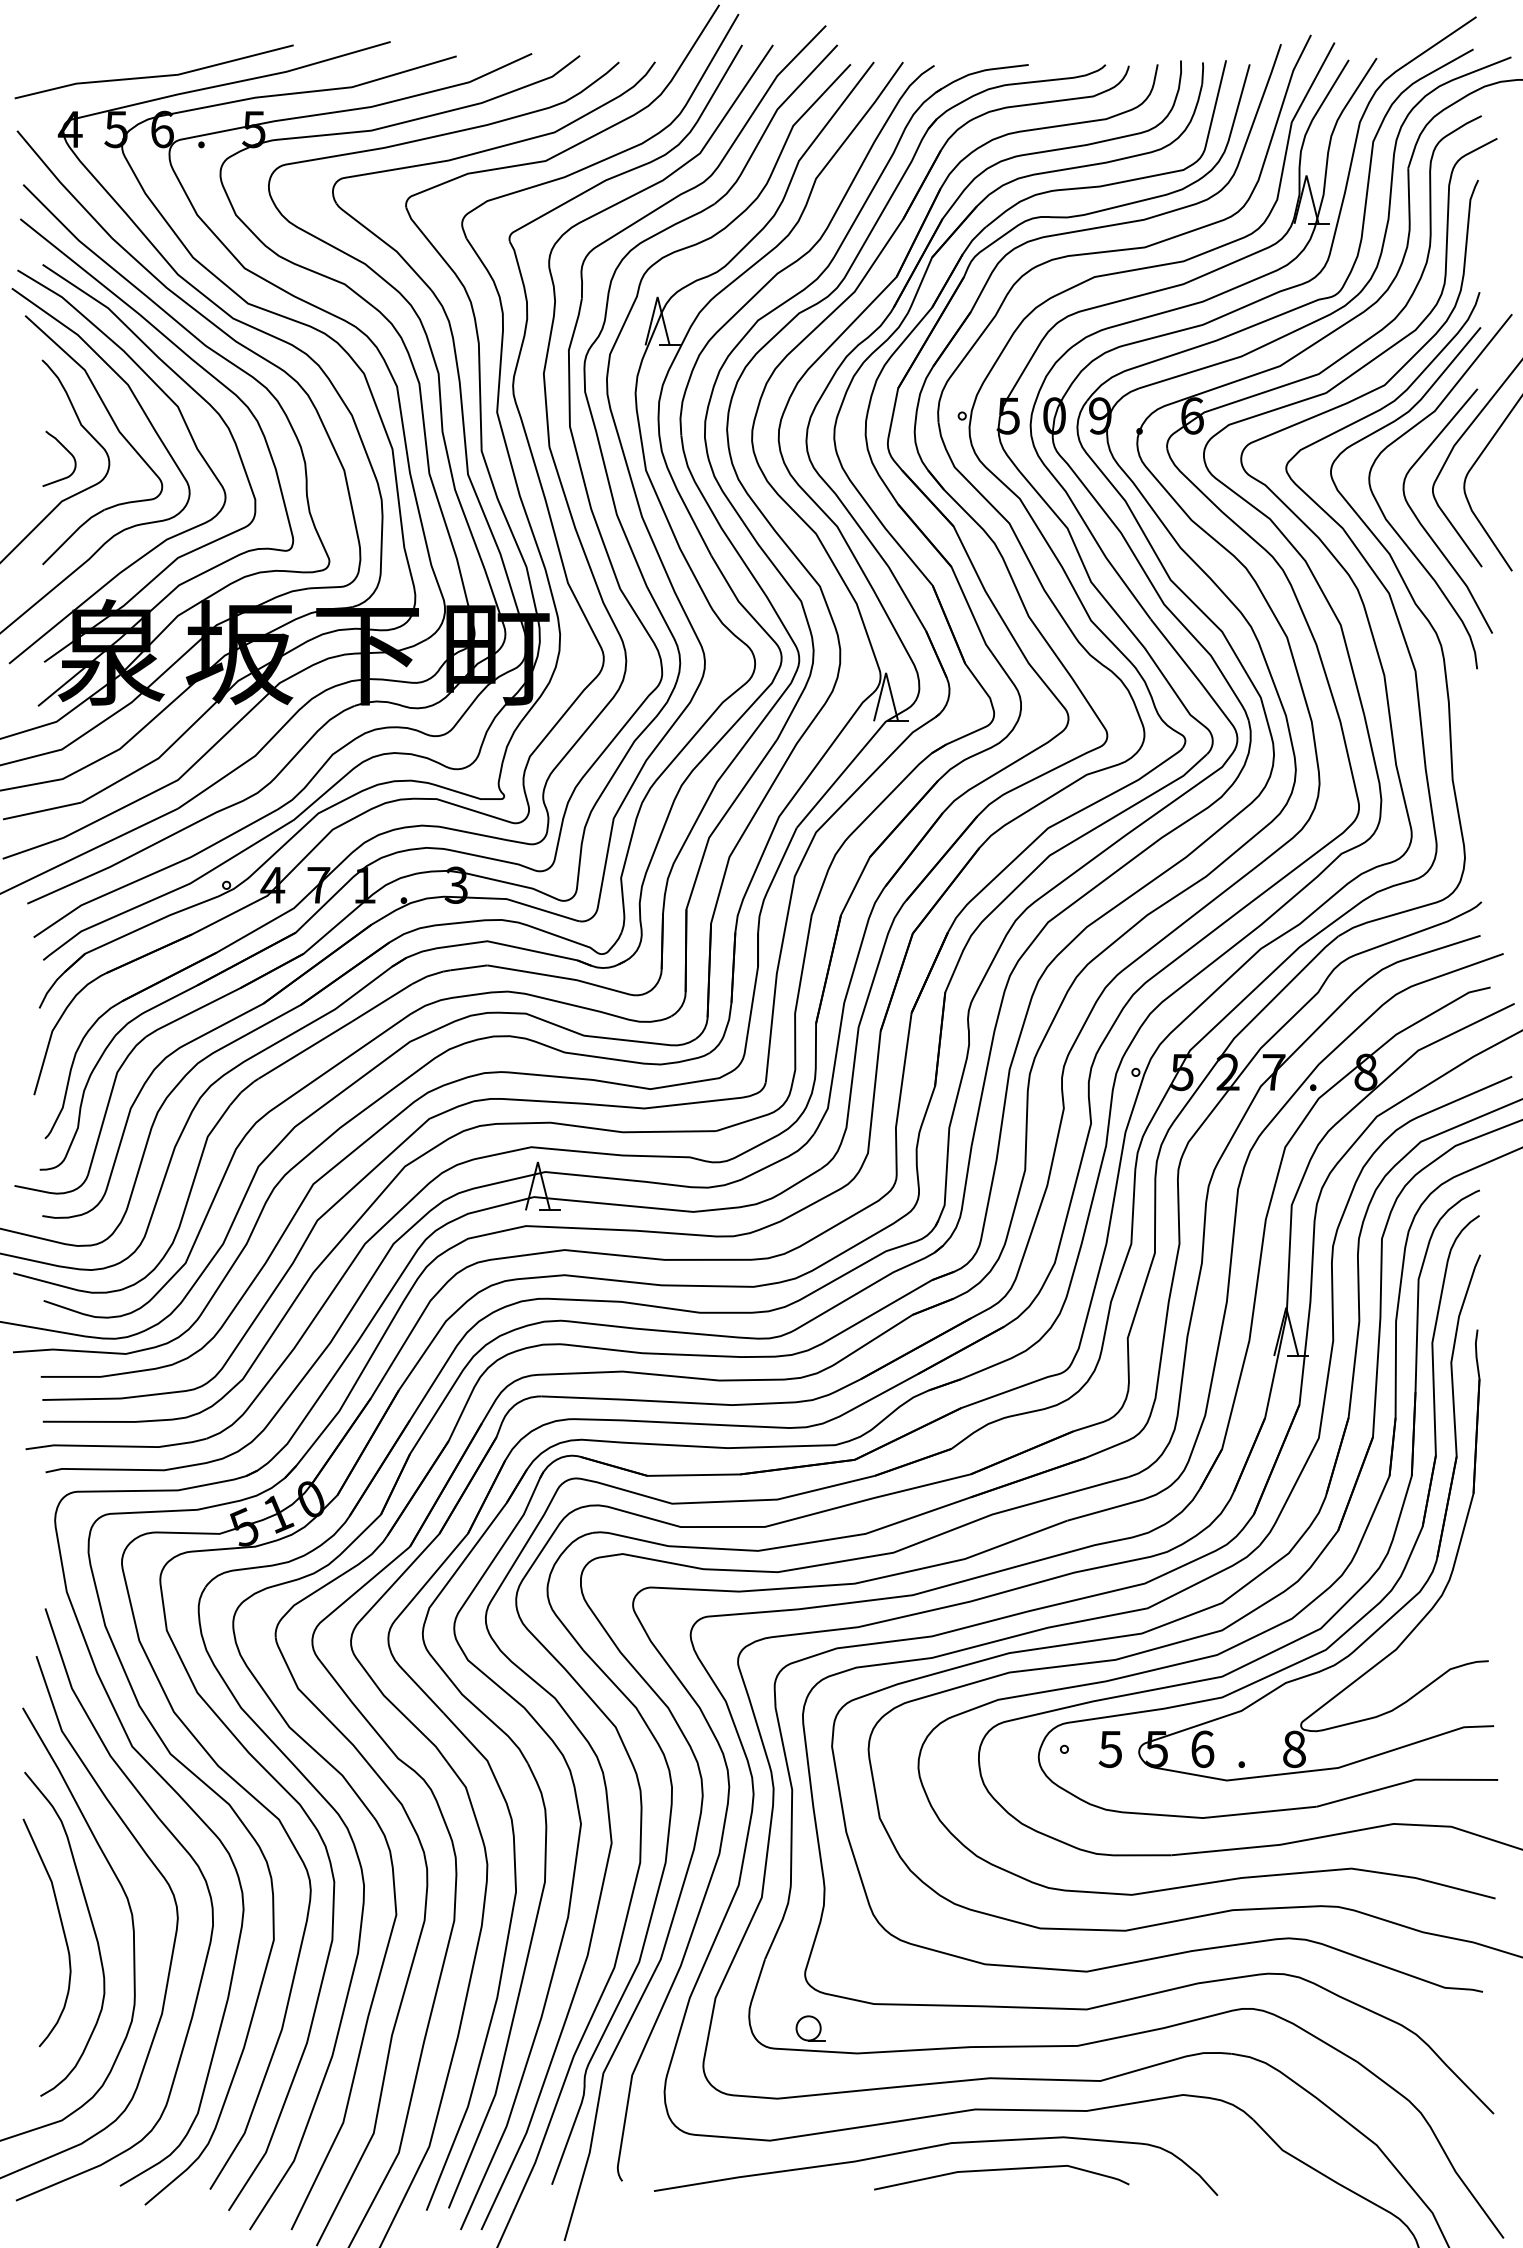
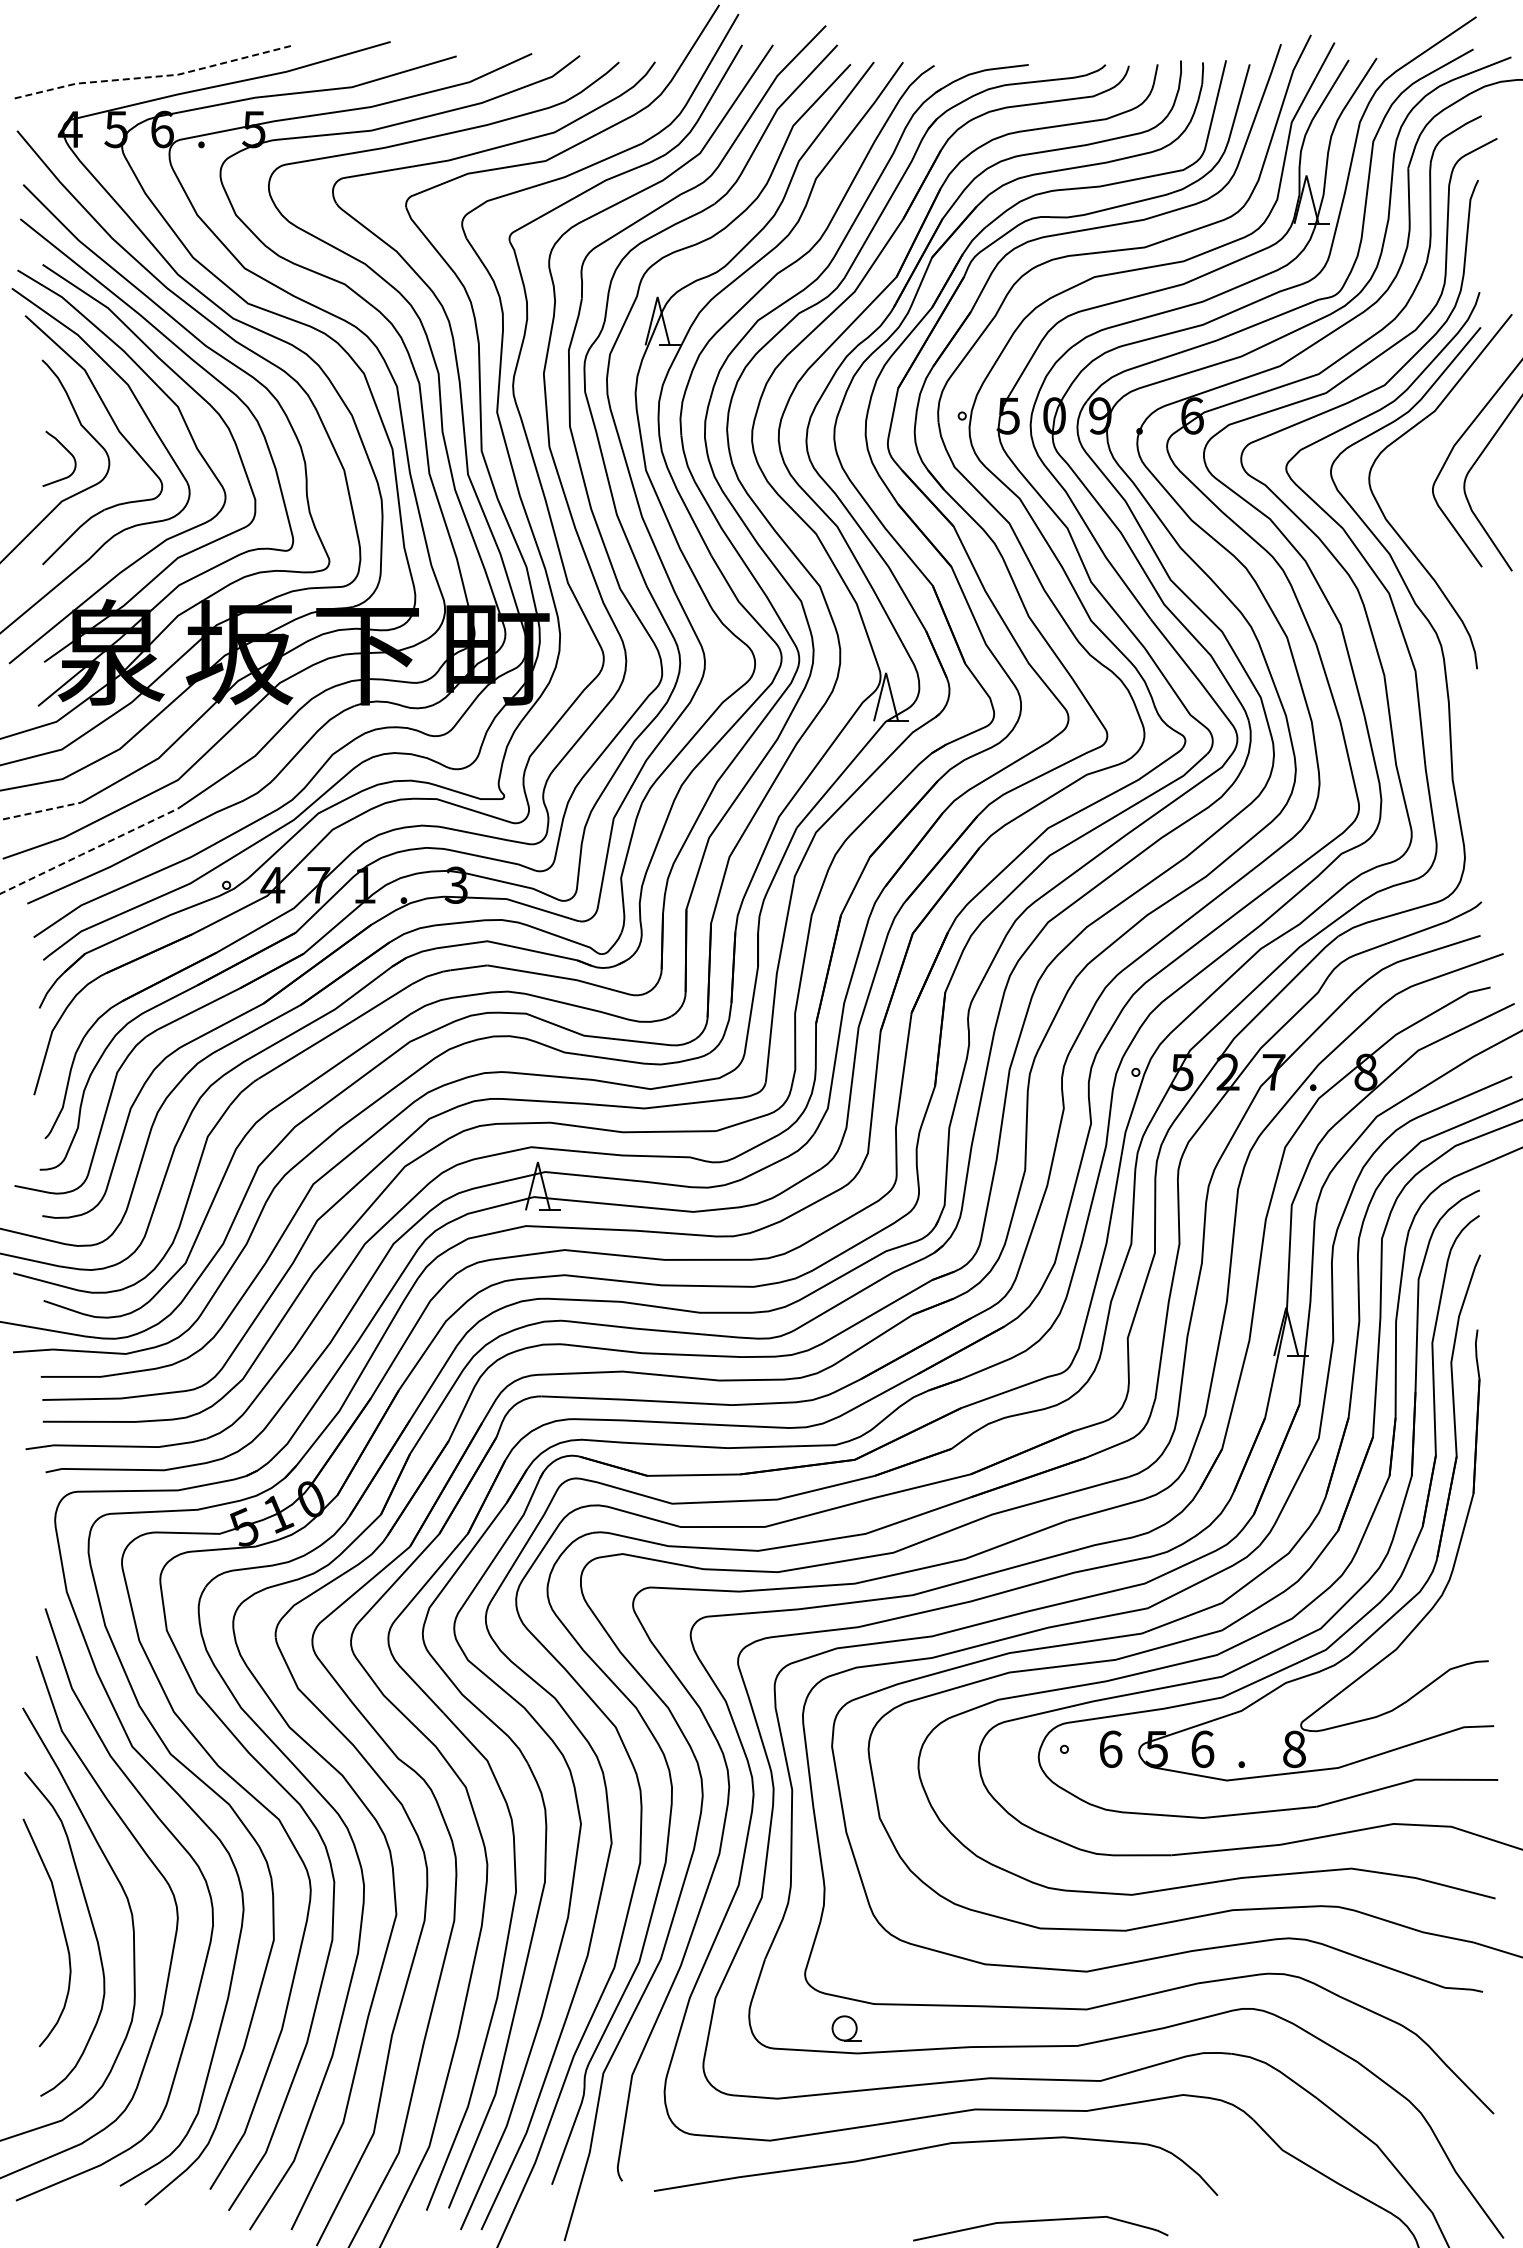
line: solid -> dashed (155, 76)
curve: present -> none (1425, 528)
line: solid -> dashed (42, 810)
line: solid -> dashed (88, 851)
text: 5 -> 6 (1110, 1749)
part position: (810, 2028) -> (846, 2028) (846, 2028)
curve position: (1001, 2170) -> (1040, 2221) (1040, 2221)
